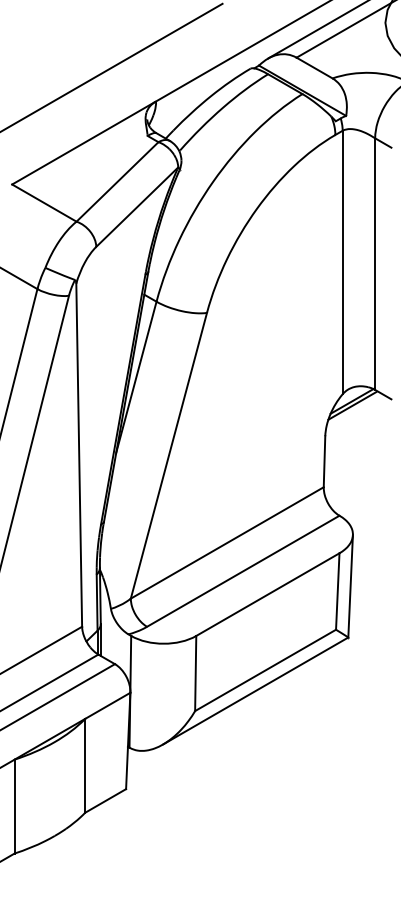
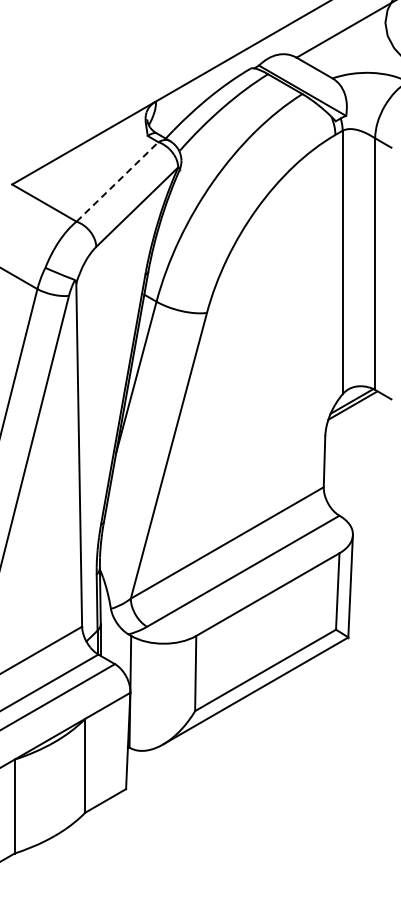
line: present -> none (316, 30)
line: present -> none (112, 66)
line: solid -> dashed (117, 181)
